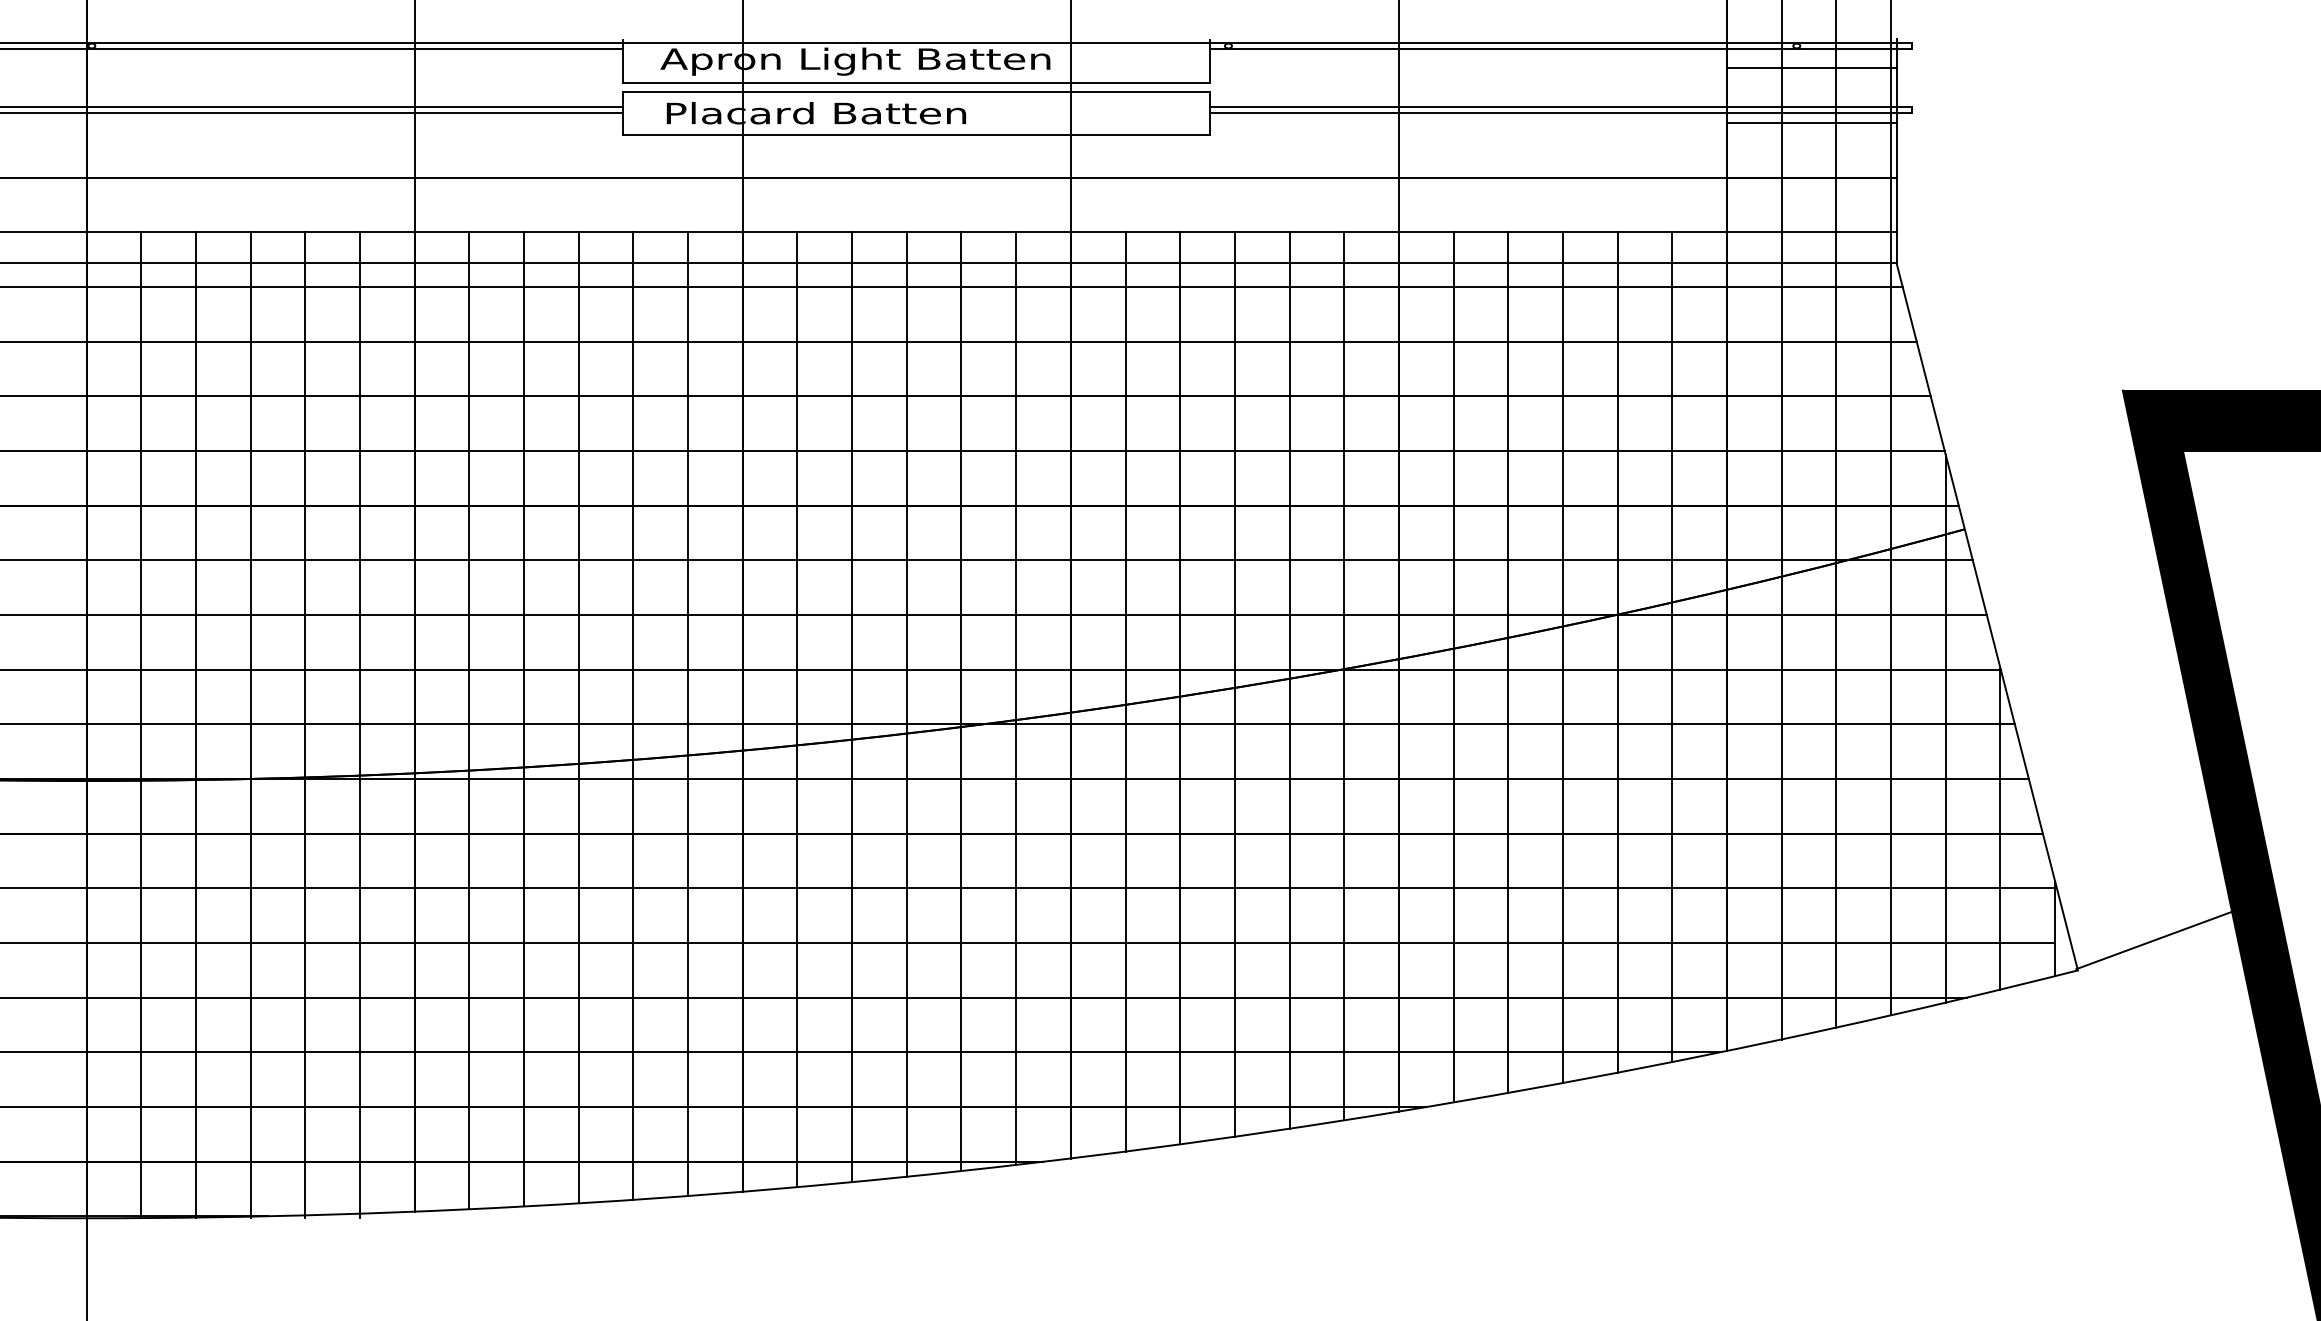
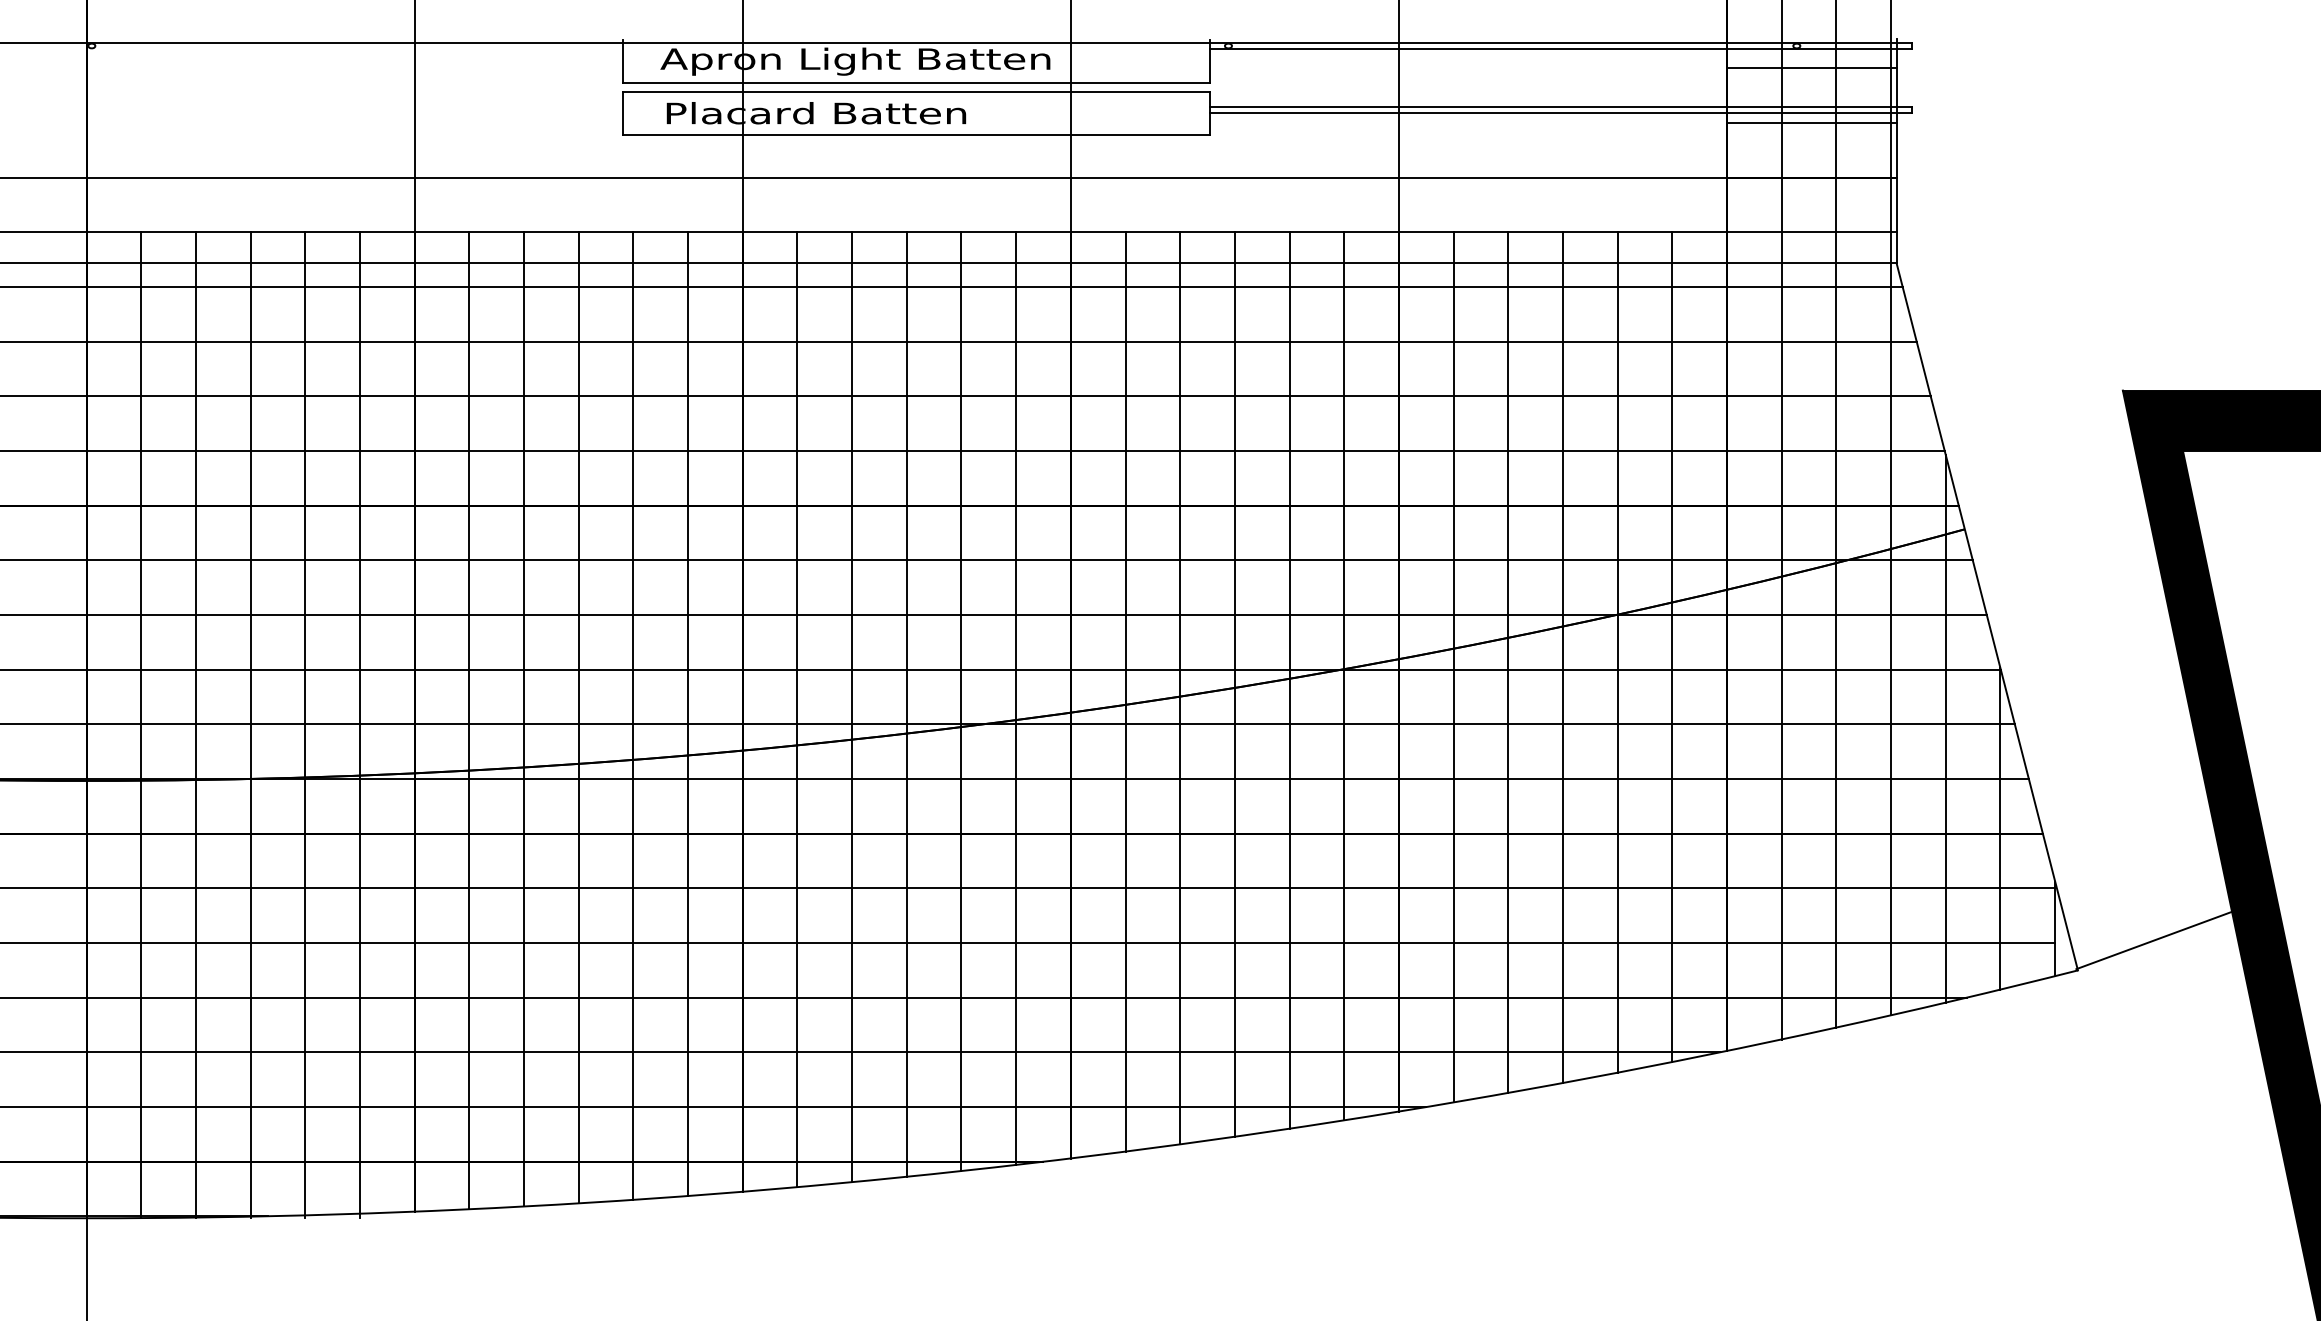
line: present -> none (312, 49)
line: present -> none (312, 107)
line: present -> none (312, 113)
